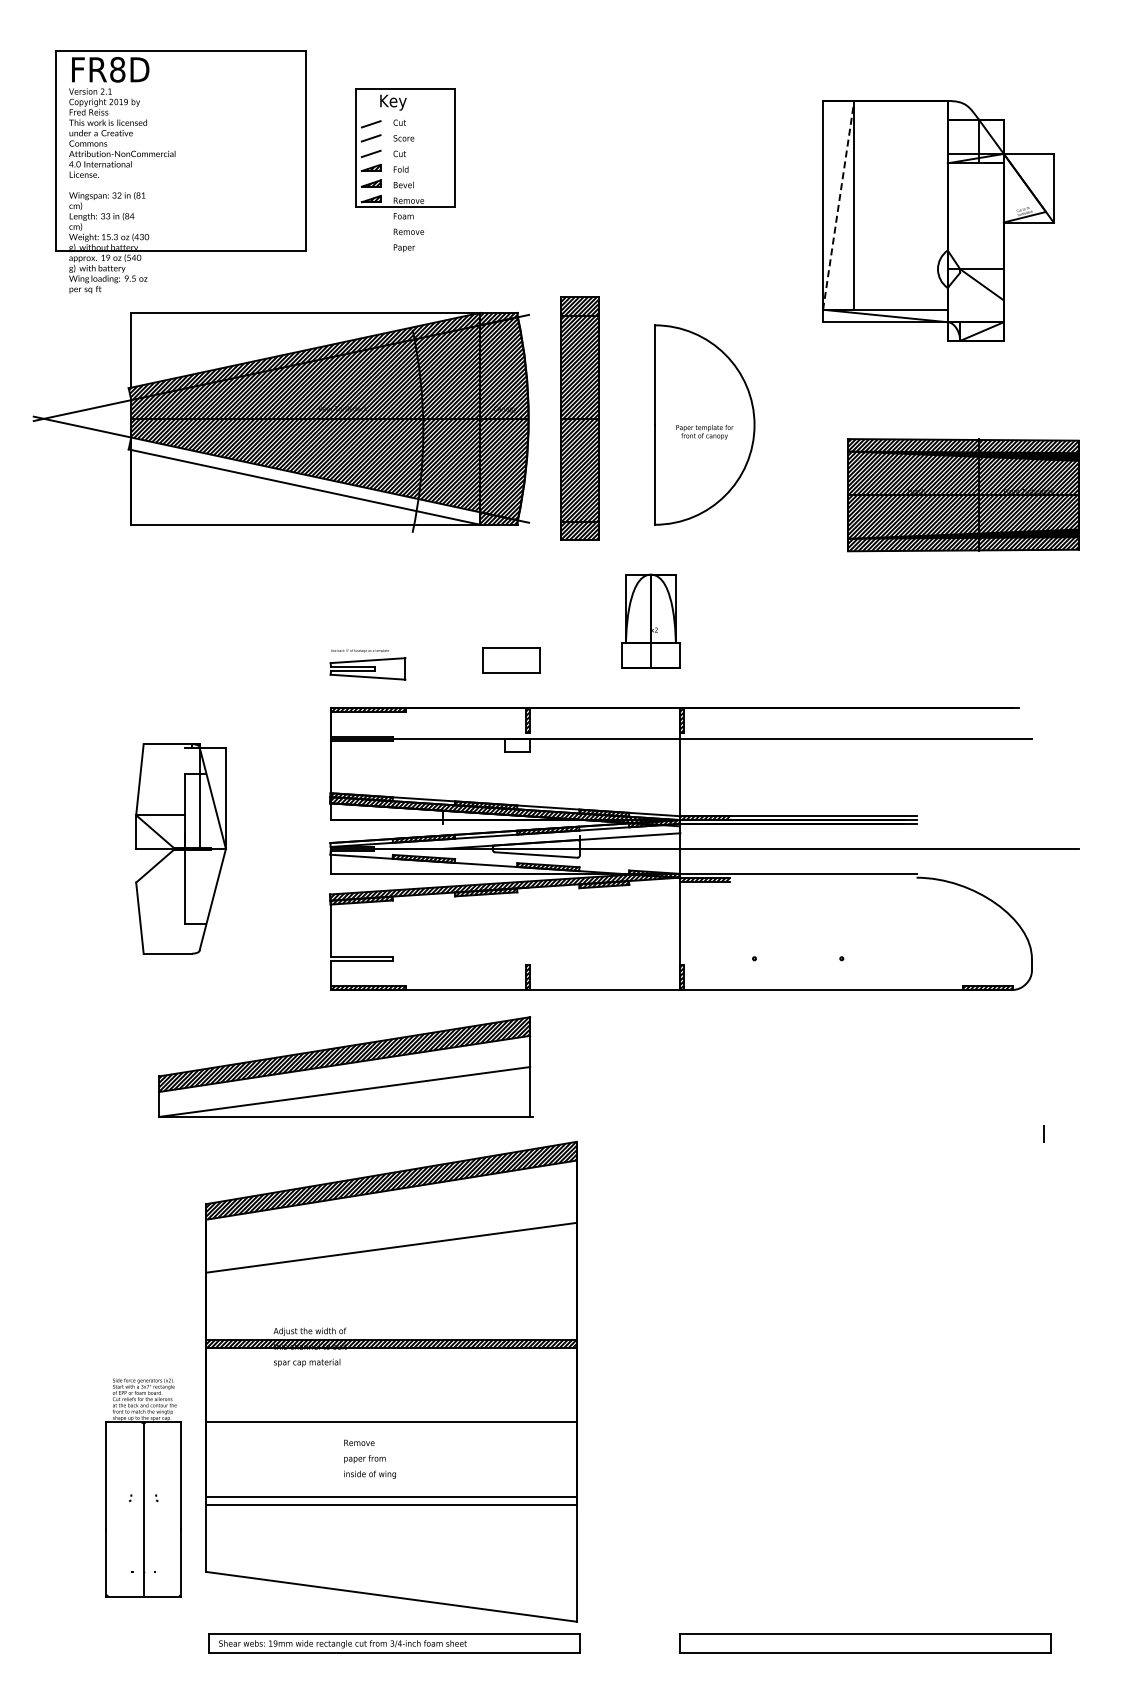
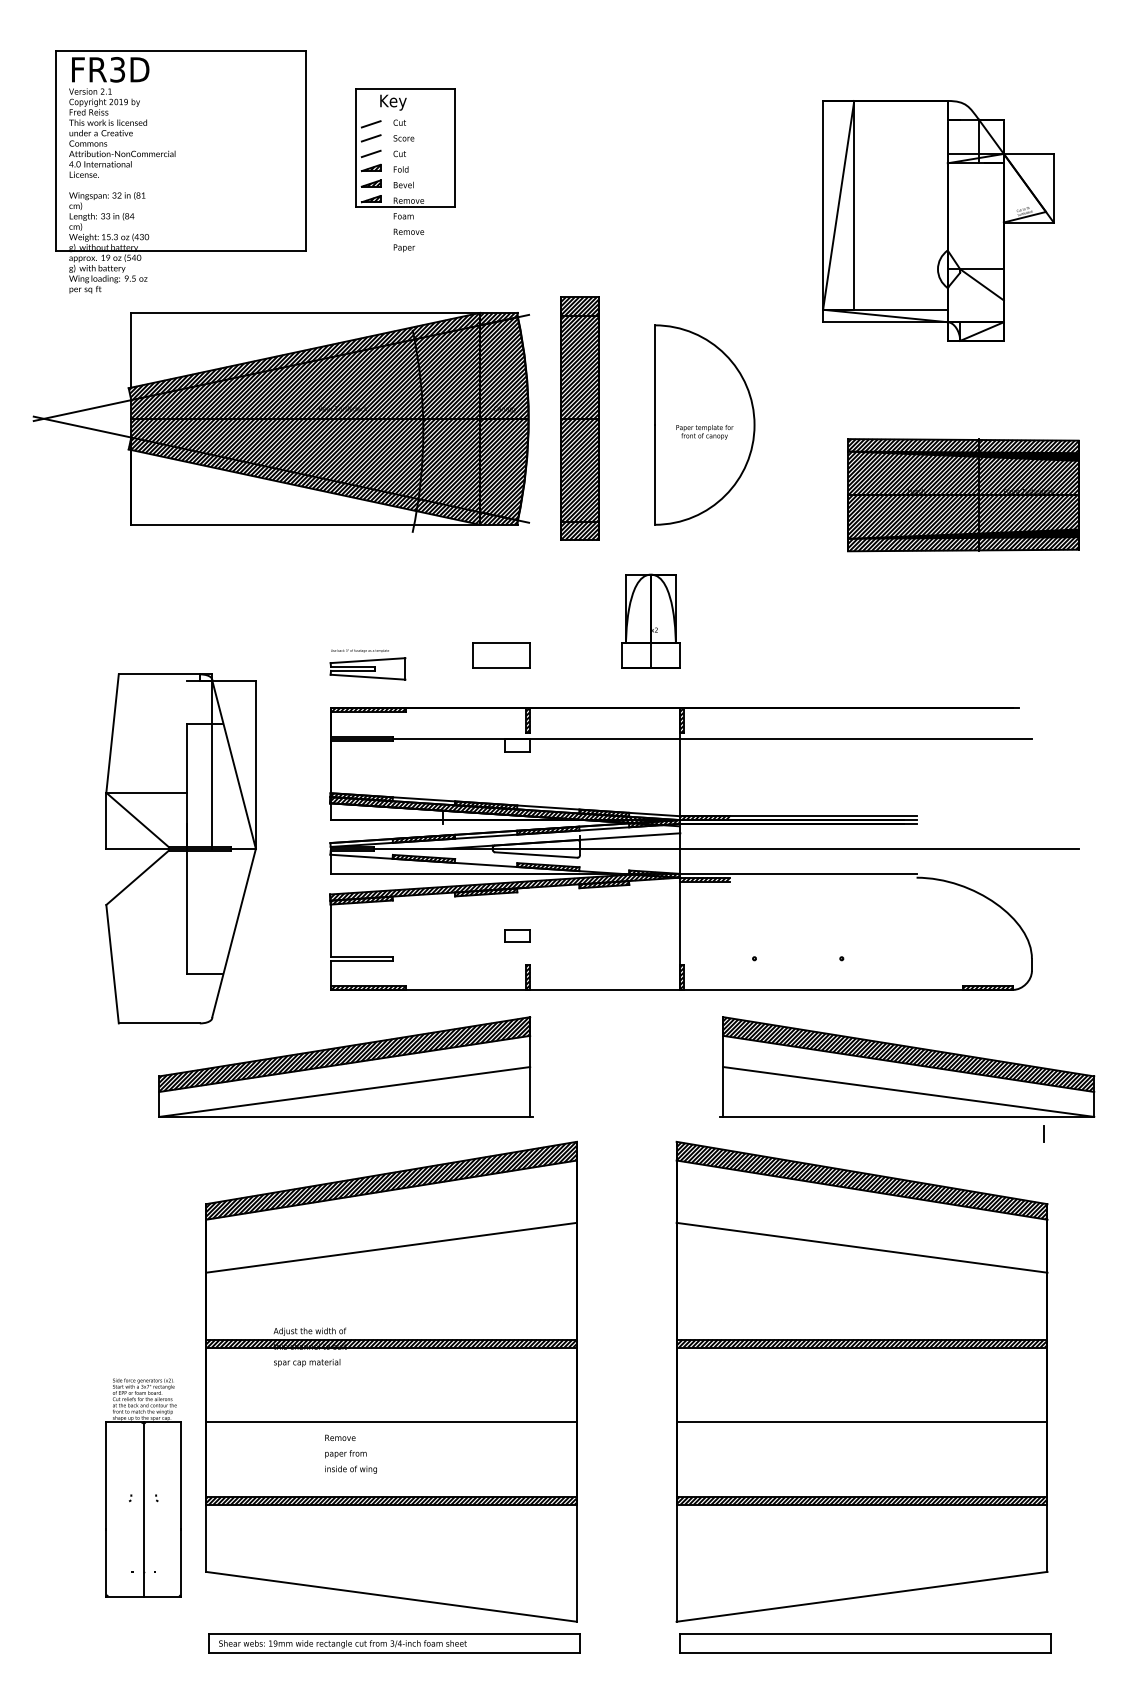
text: FR8D -> FR3D (117, 69)
line: dashed -> solid (838, 205)
hatch: none -> present (304, 481)
part position: (511, 660) -> (501, 655) (501, 655)
part size: 92x212 px -> 152x352 px (180, 848)
part: none -> present (517, 935)
part: none -> present (907, 1066)
part: none -> present (861, 1381)
text position: (369, 1458) -> (350, 1453) (350, 1453)
hatch: none -> present (391, 1500)
